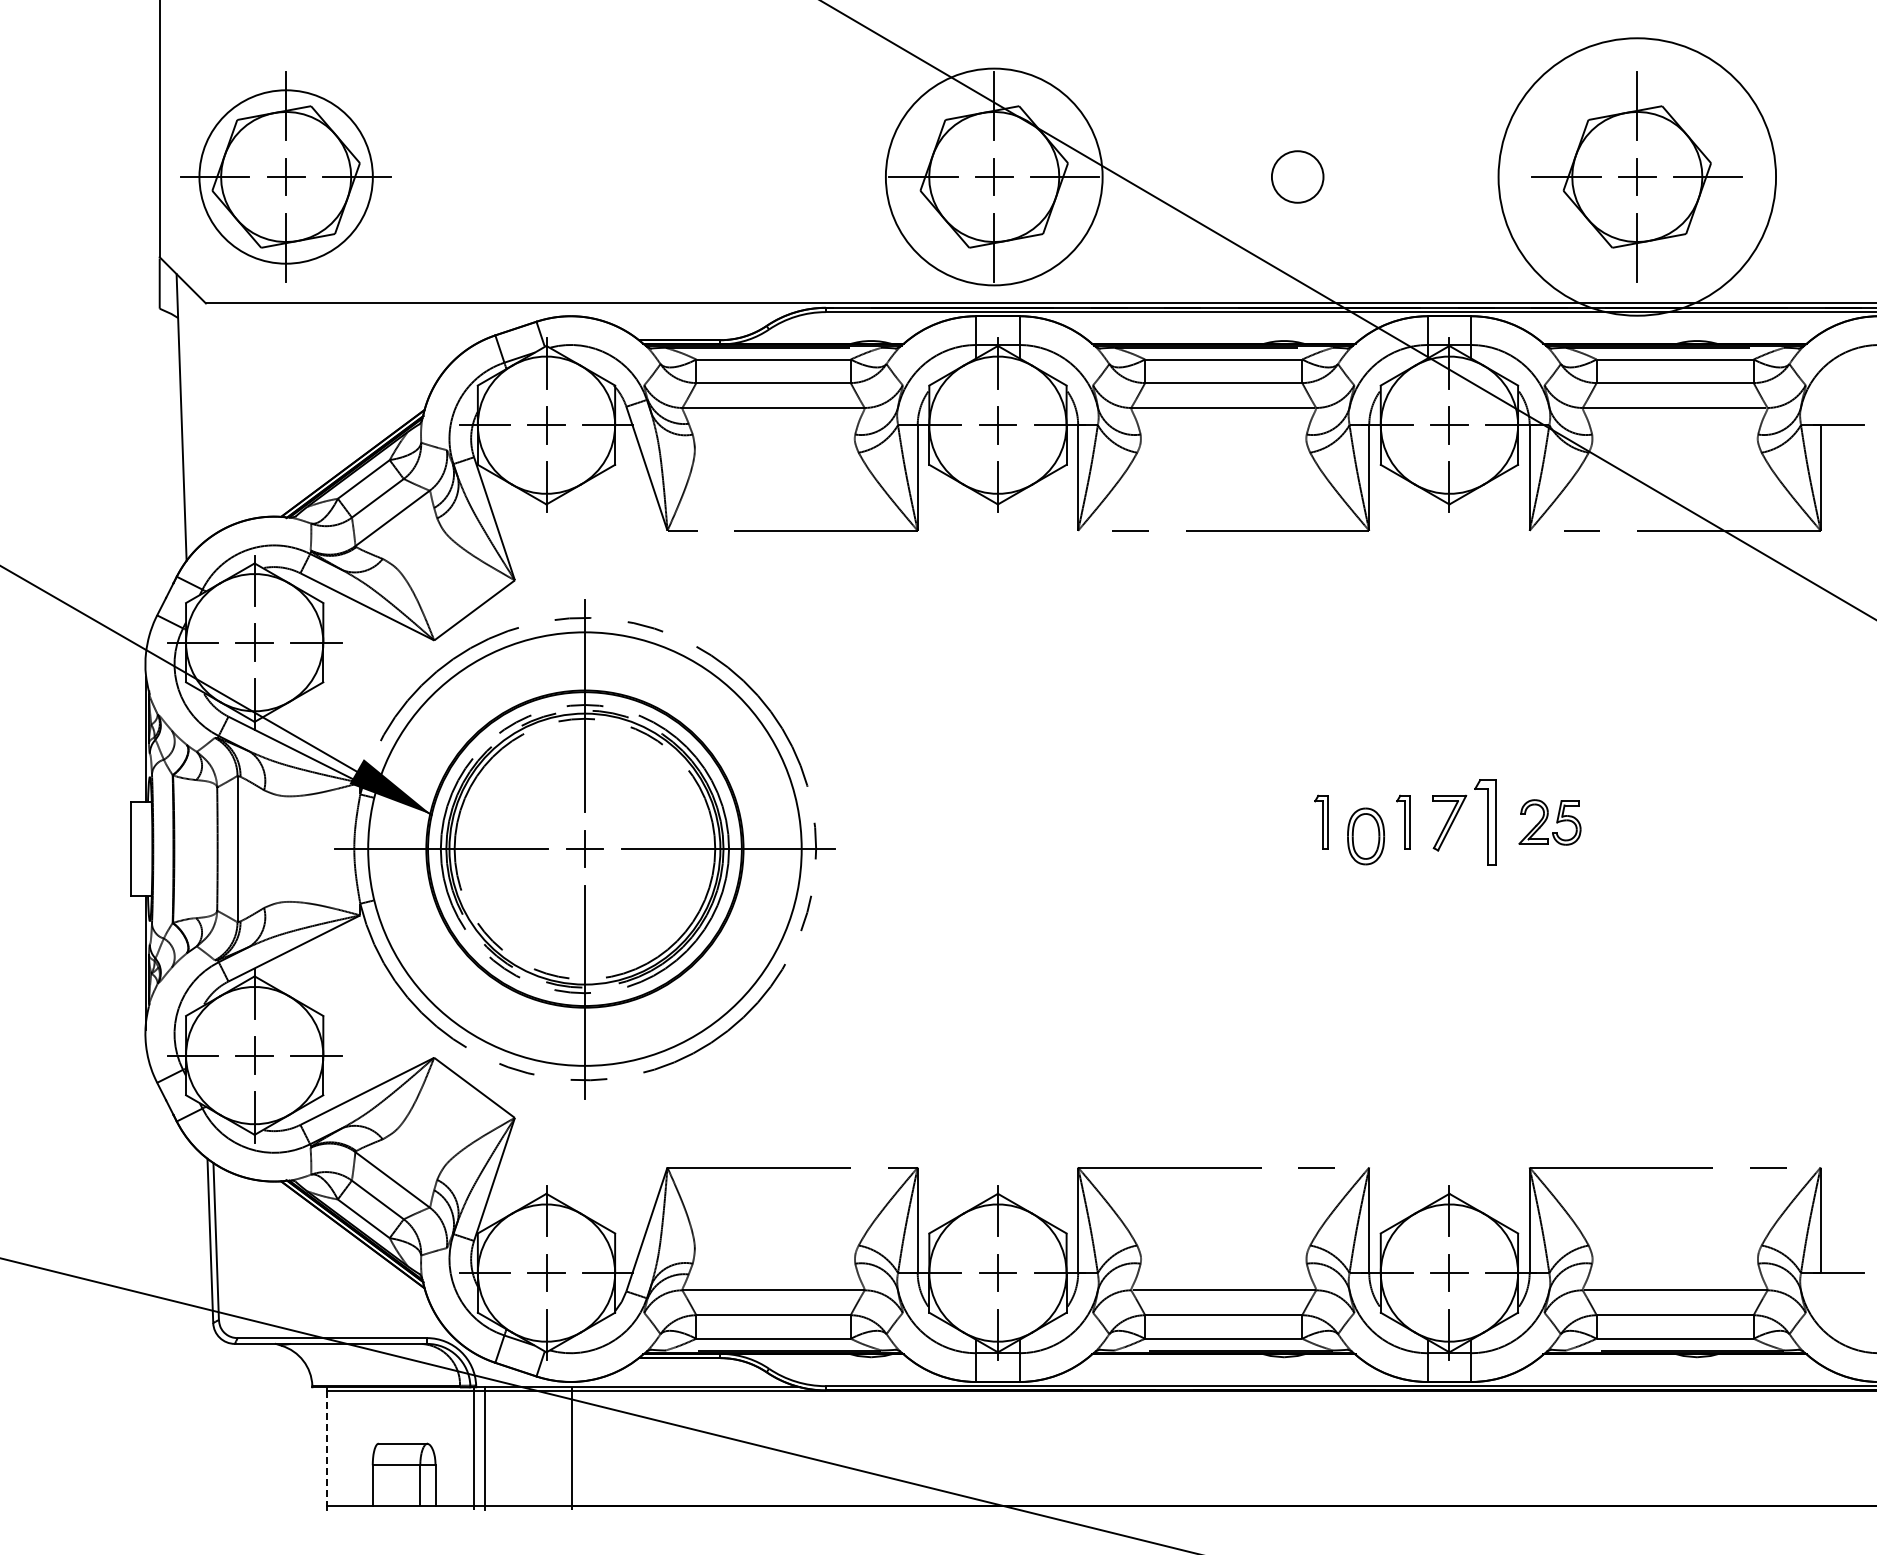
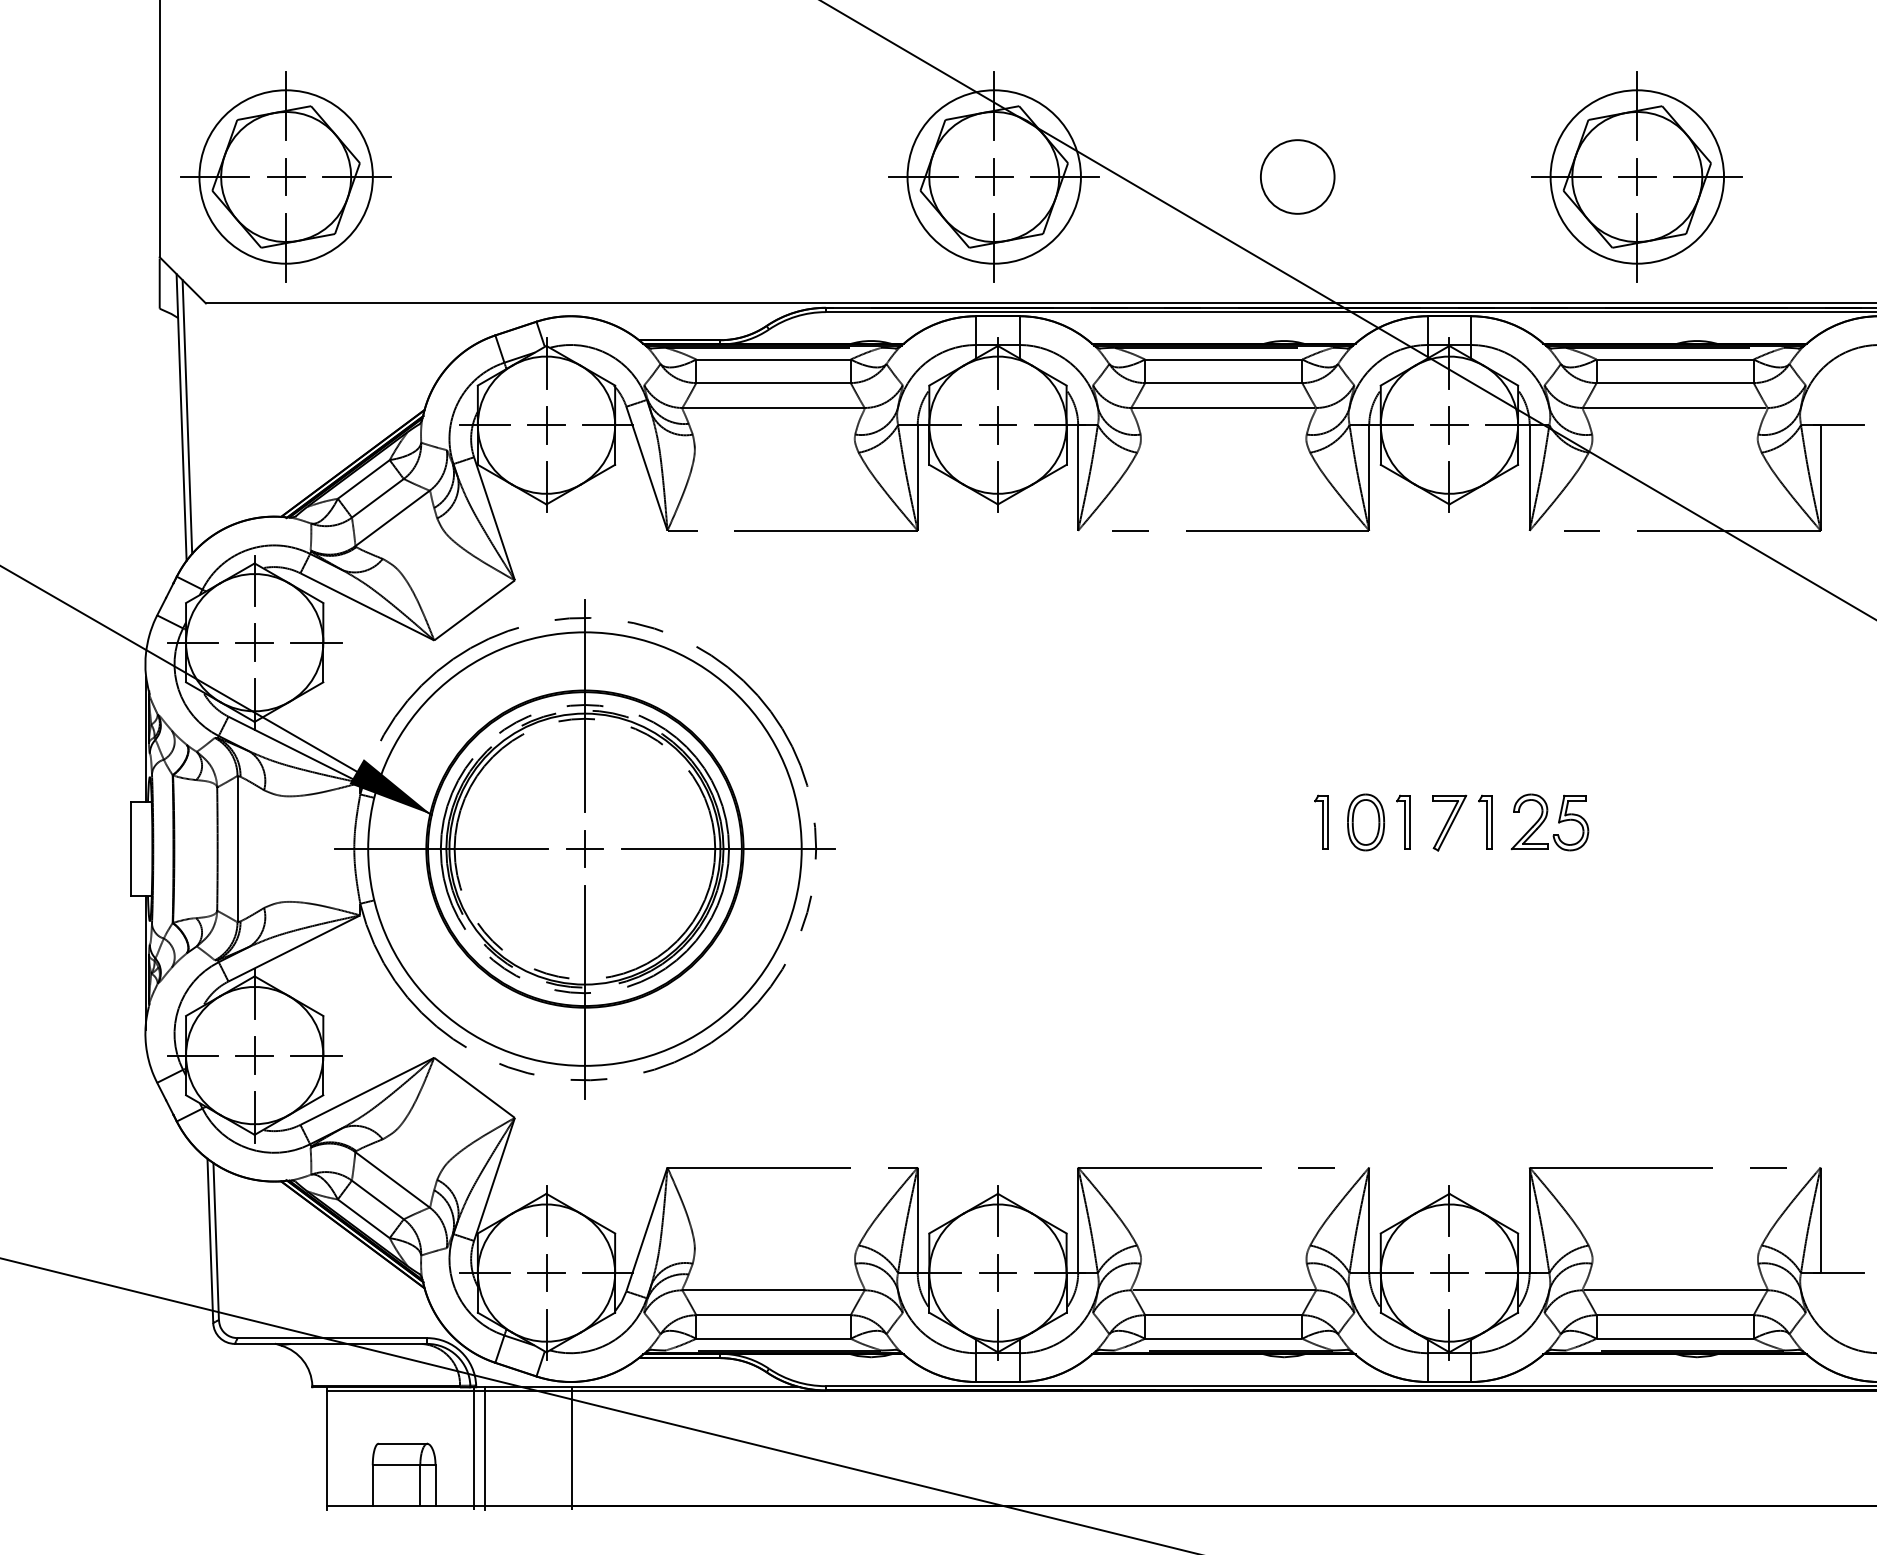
circle diameter: 217 px -> 173 px (993, 176)
circle diameter: 52 px -> 74 px (1297, 176)
circle diameter: 277 px -> 173 px (1637, 176)
line: none -> present (187, 416)
part size: 23x87 px -> 15x56 px (1485, 821)
part size: 64x47 px -> 80x59 px (1549, 822)
part position: (1366, 836) -> (1366, 822) (1366, 822)
line: dashed -> solid (326, 1448)
